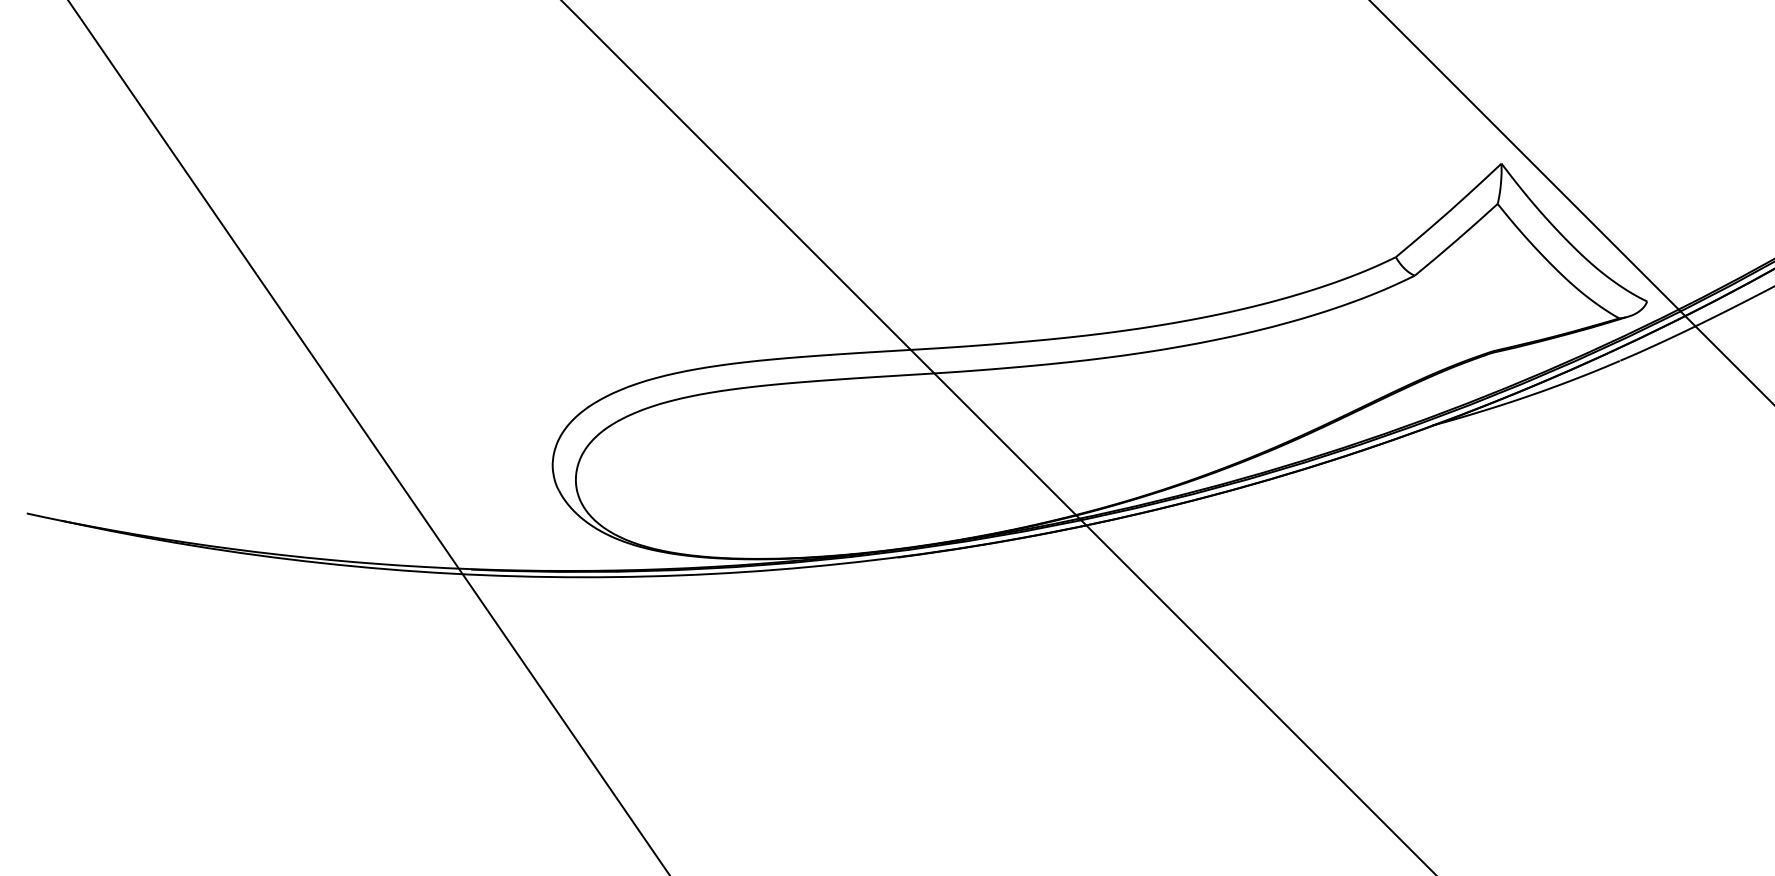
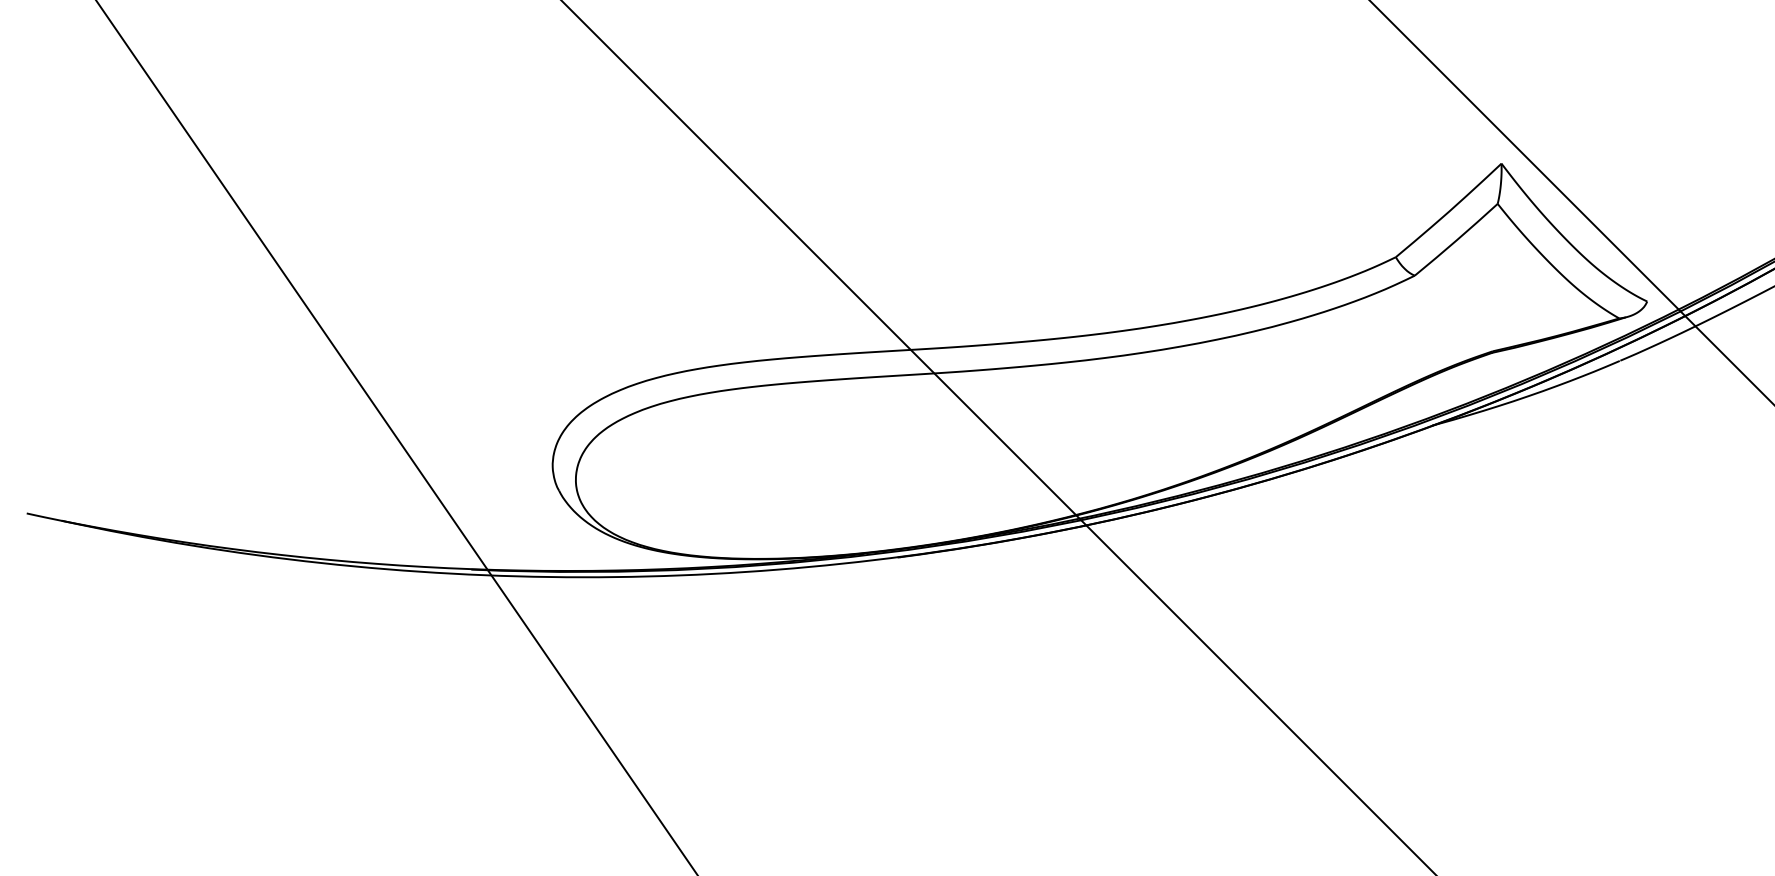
line position: (368, 437) -> (396, 437) (396, 437)
